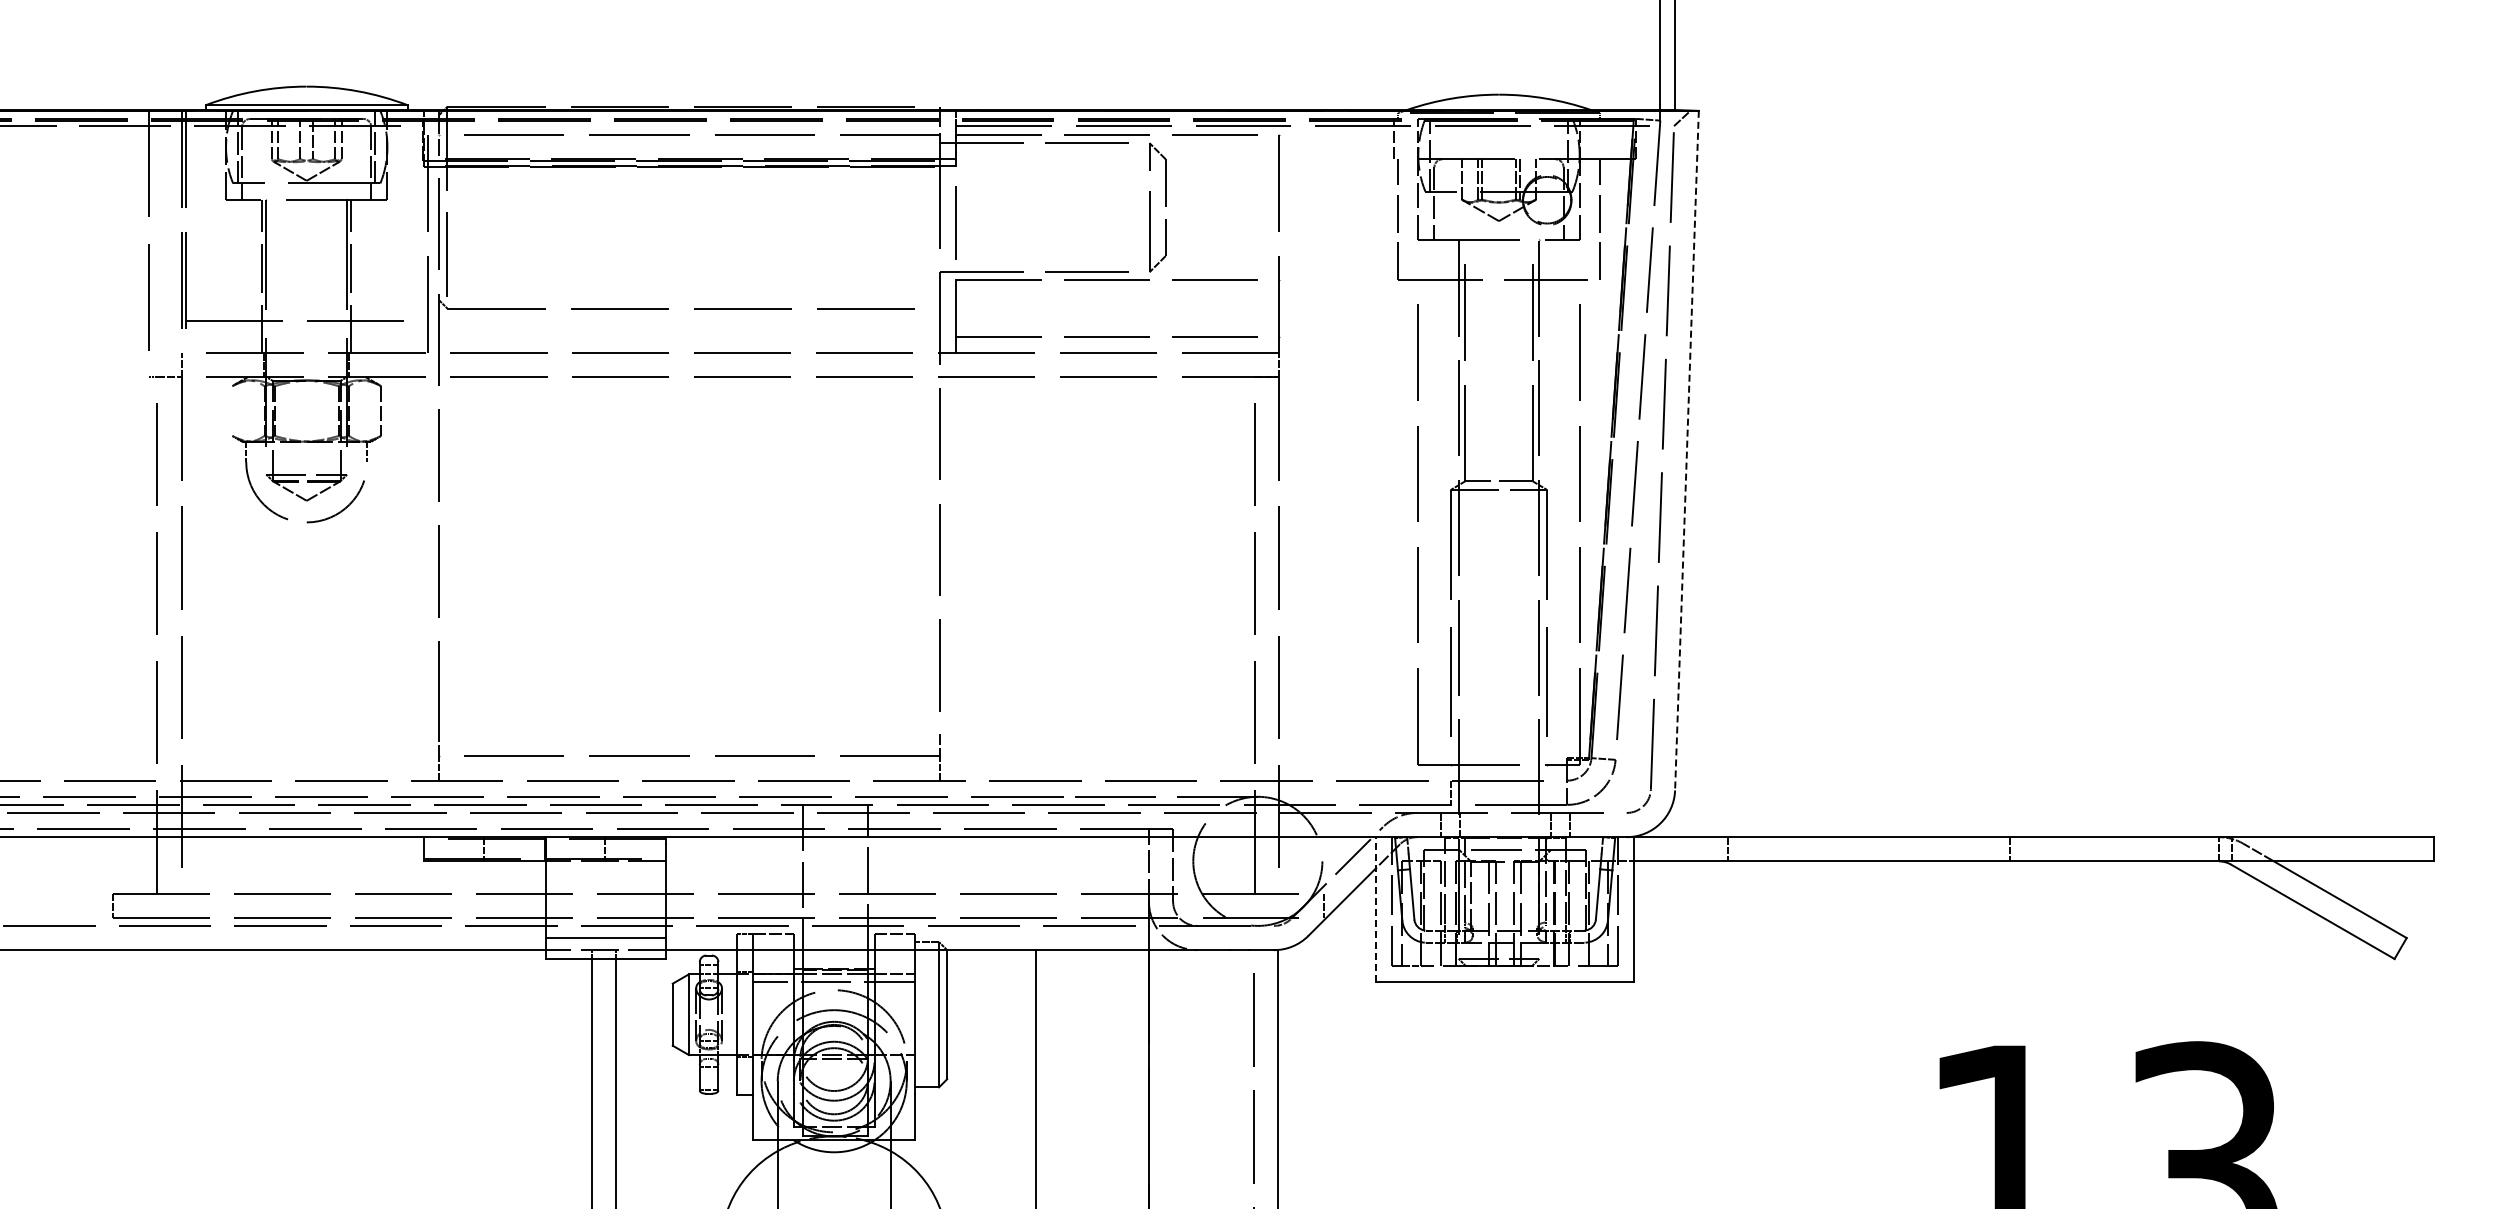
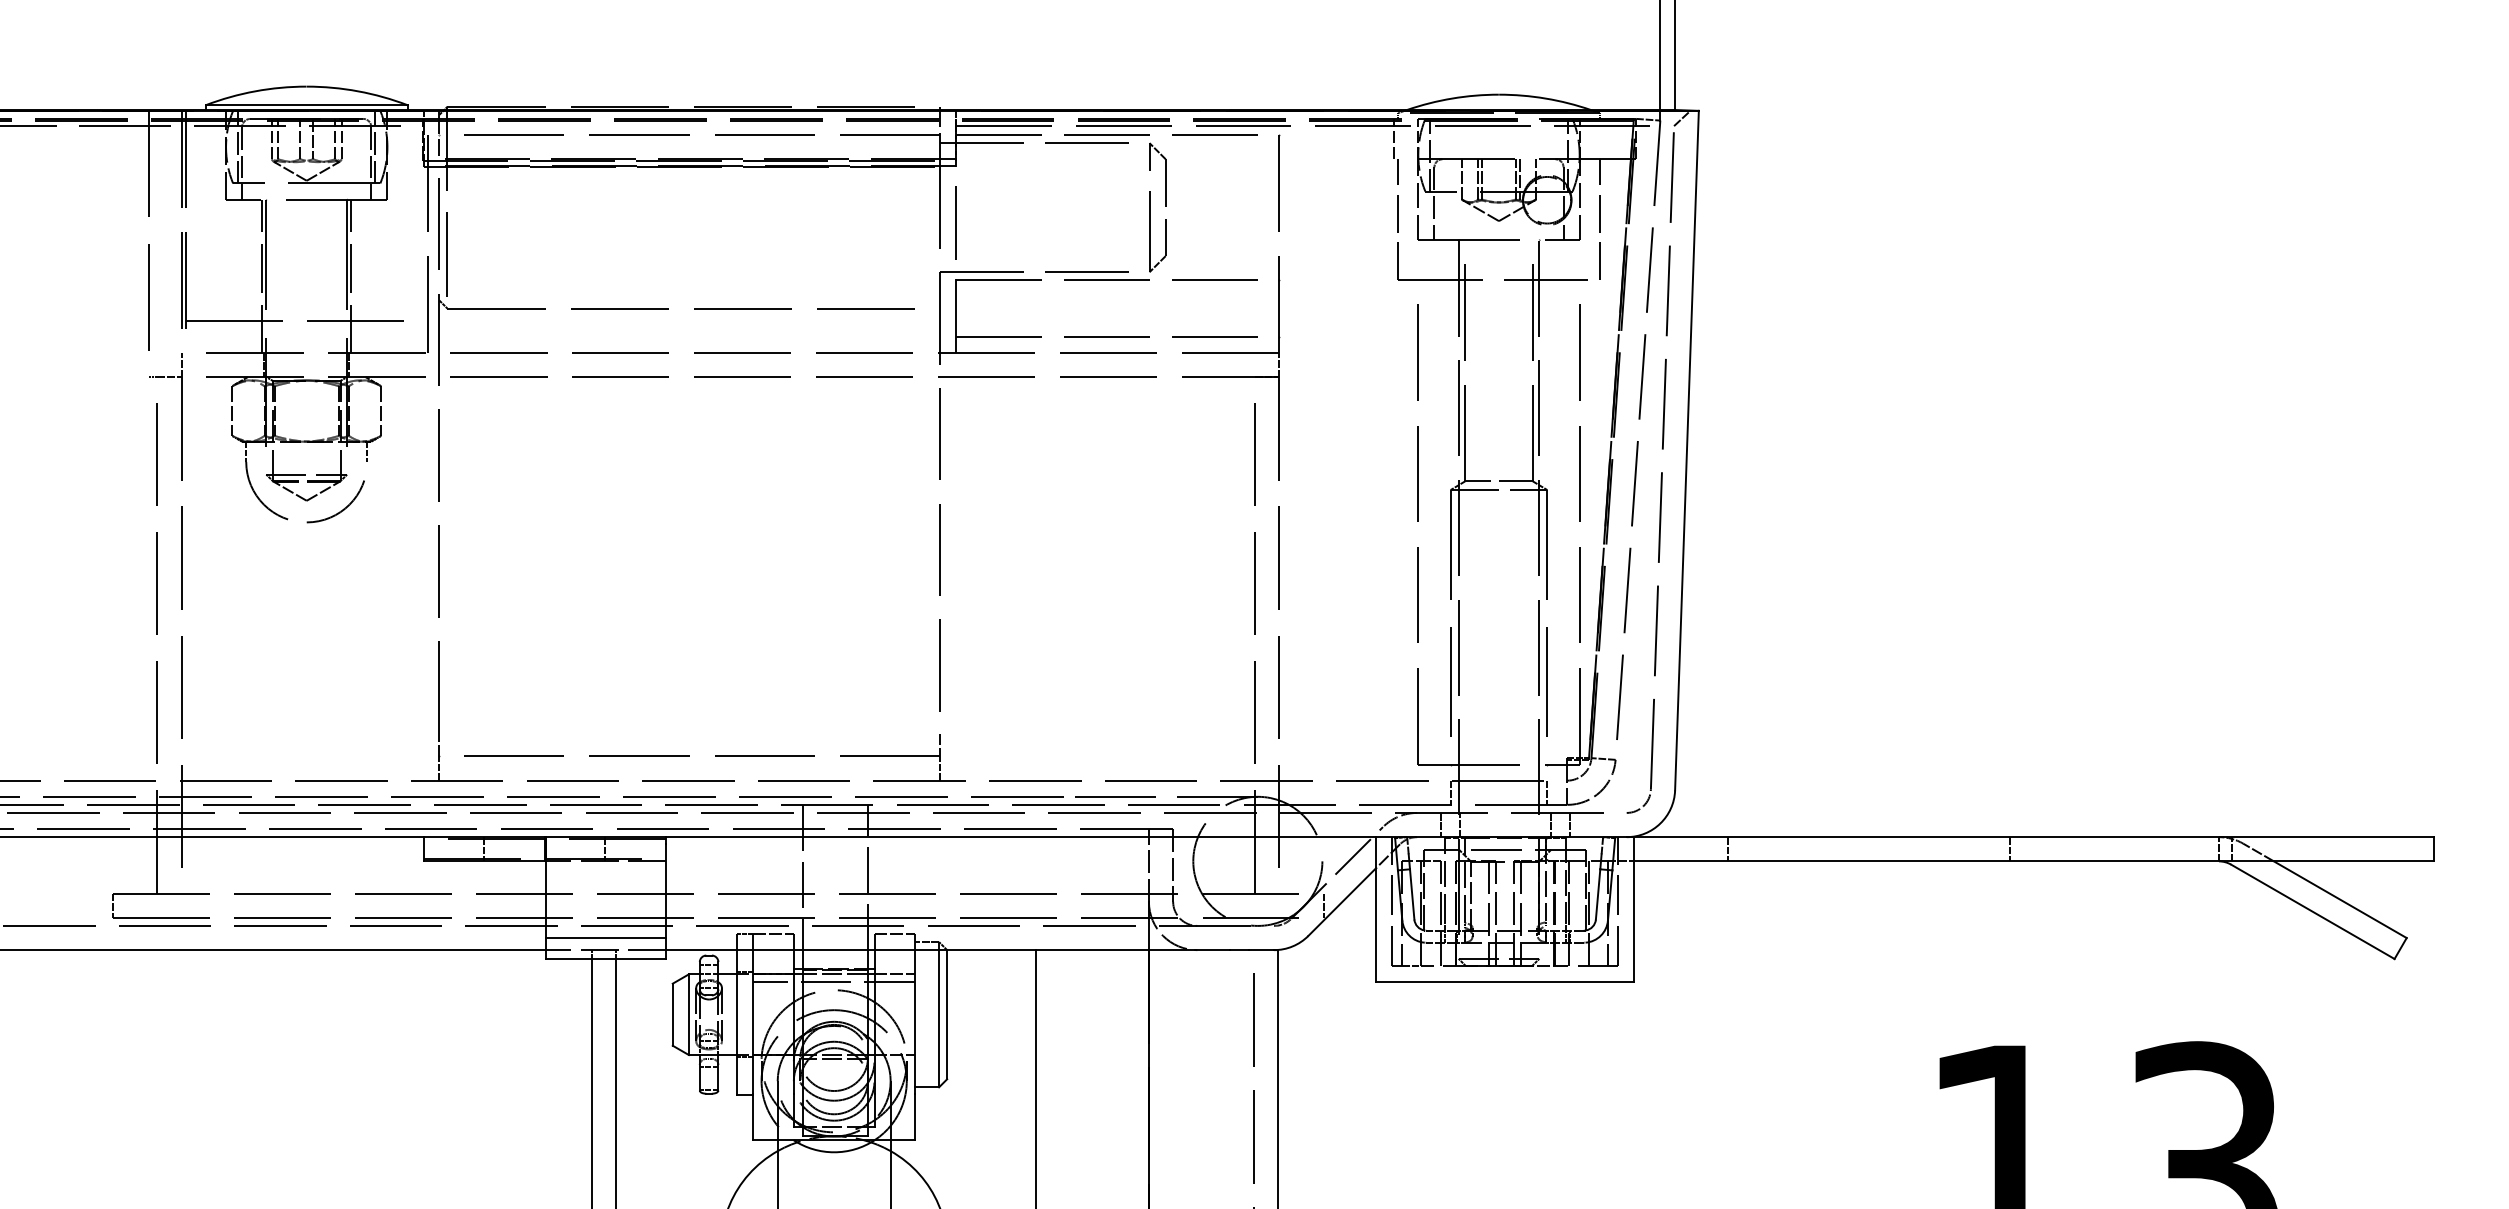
line: none -> present (232, 410)
line: dashed -> solid (1686, 450)
line: none -> present (1547, 792)
line: dashed -> solid (1376, 909)
